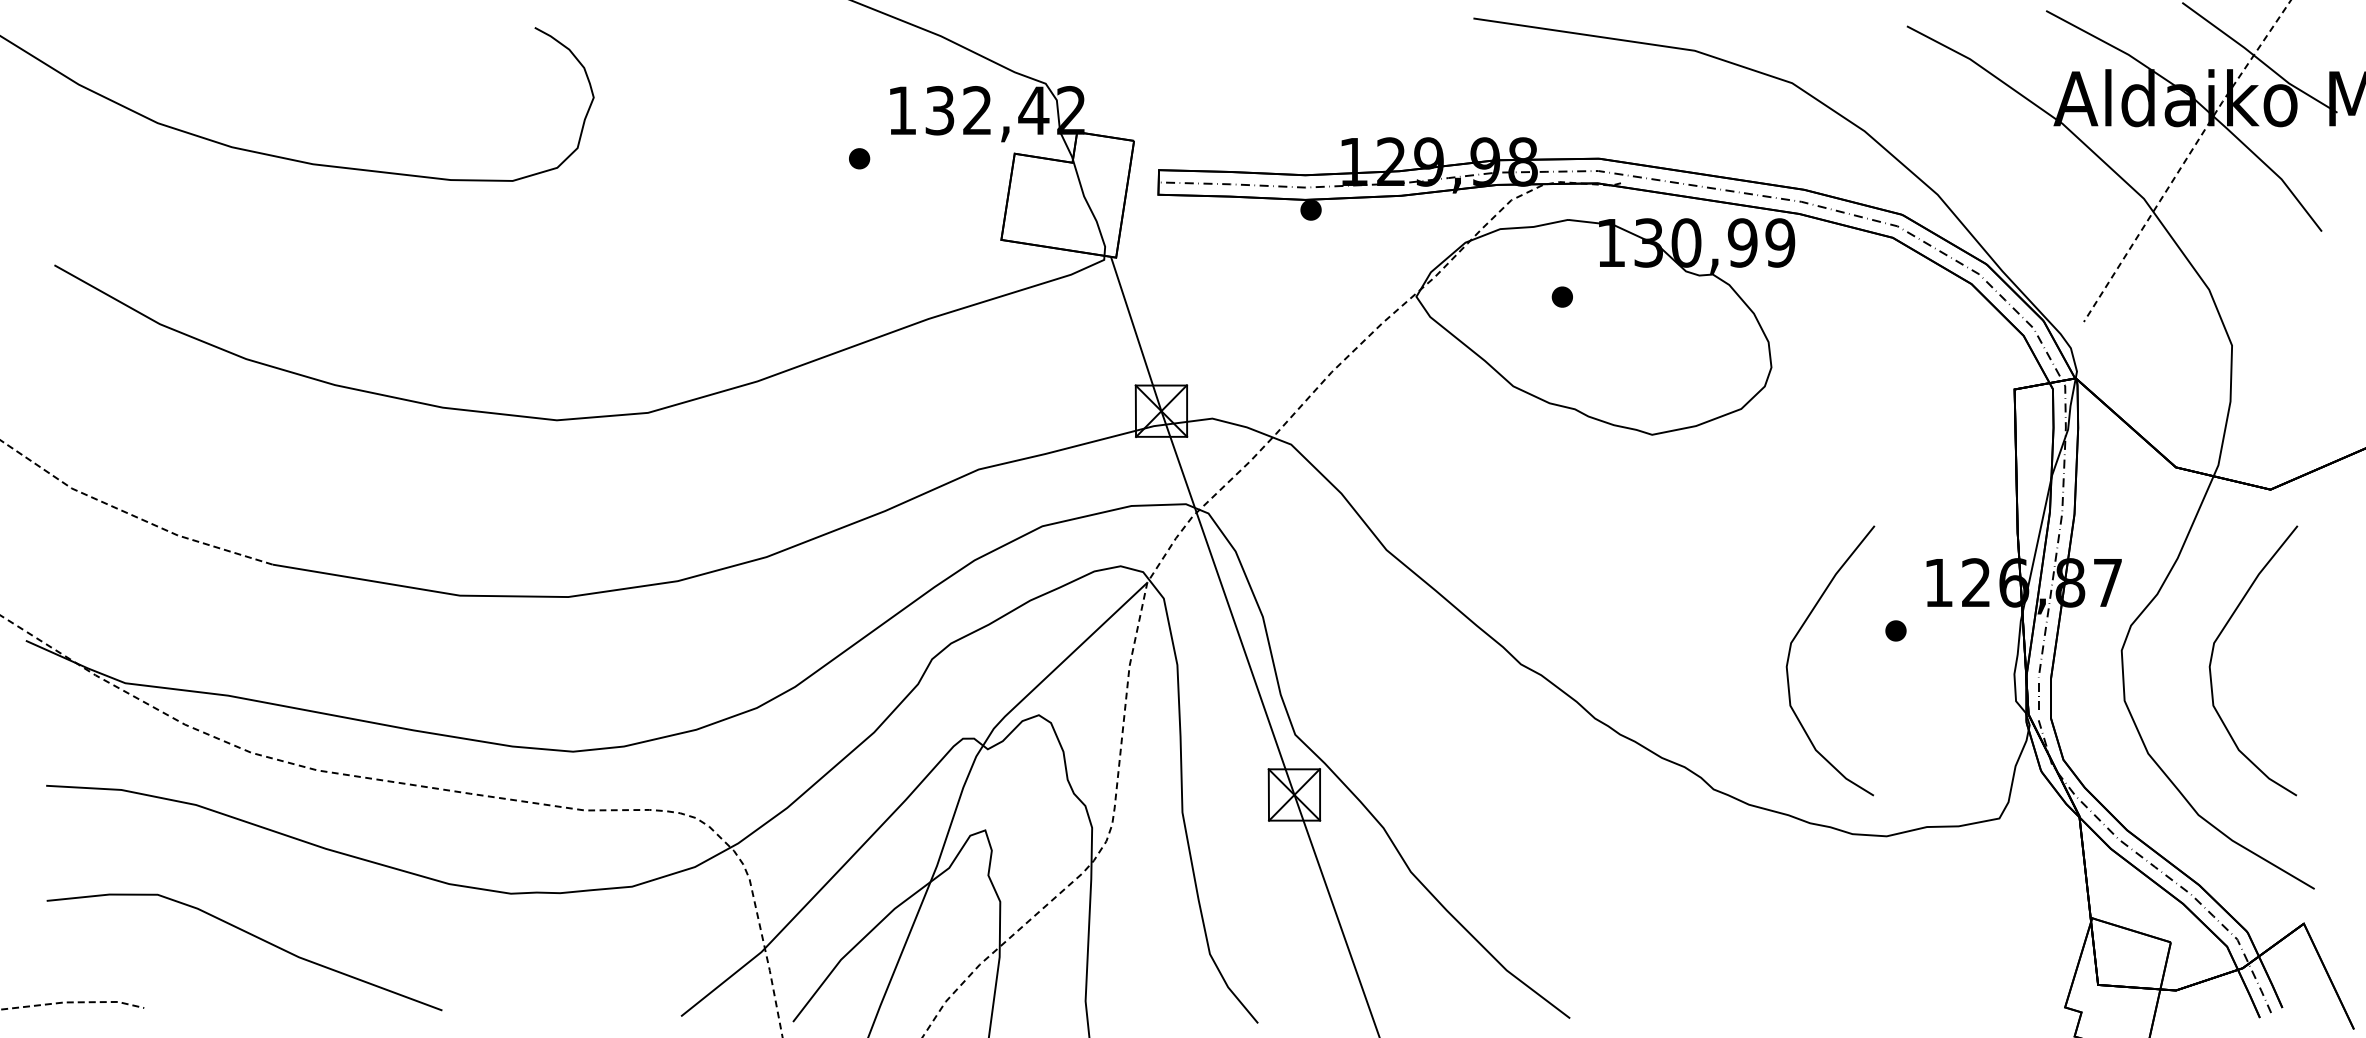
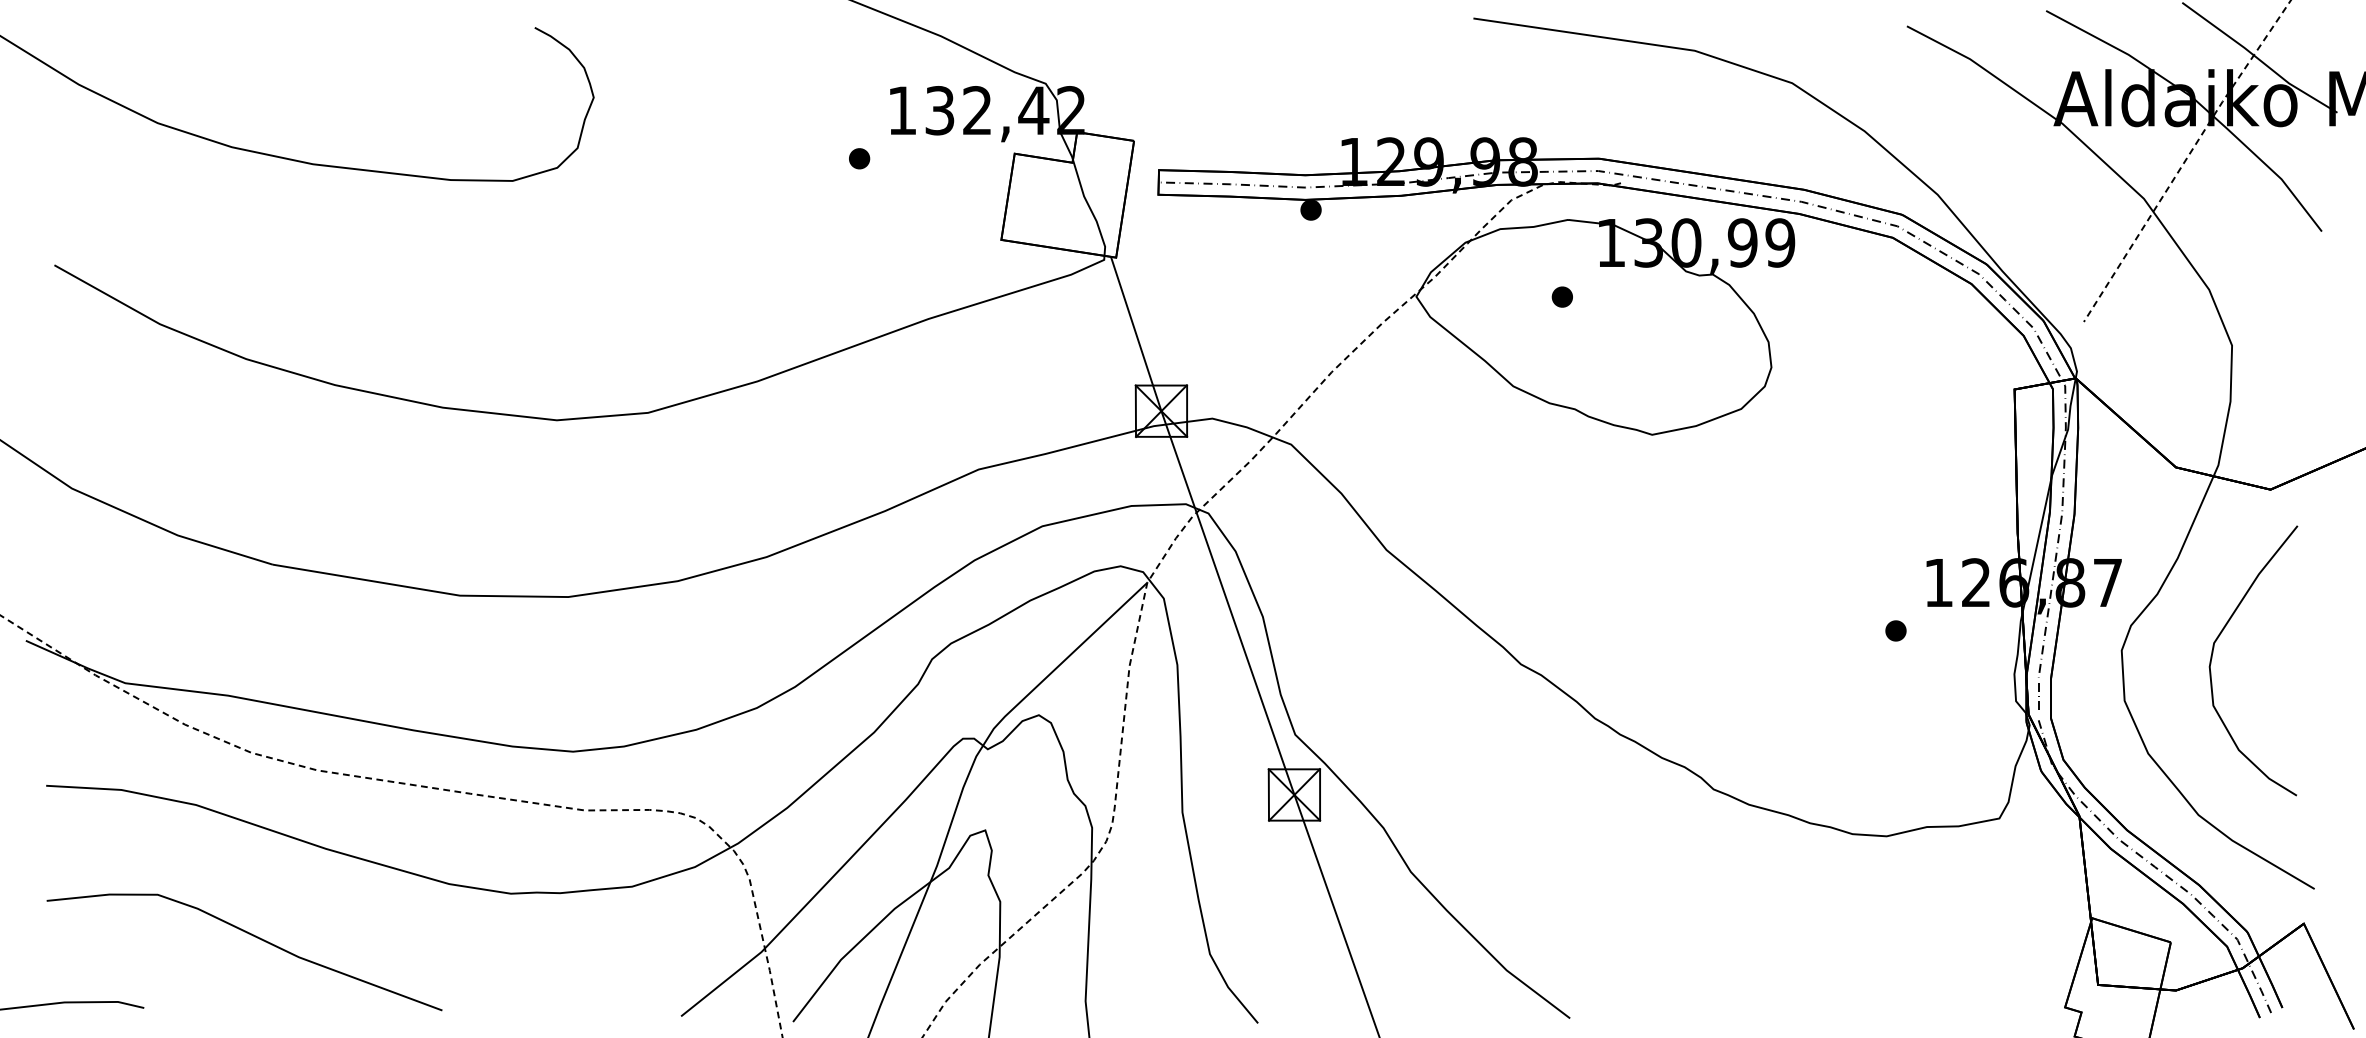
line: dashed -> solid (131, 514)
curve: present -> none (1790, 653)
line: dashed -> solid (72, 1002)
